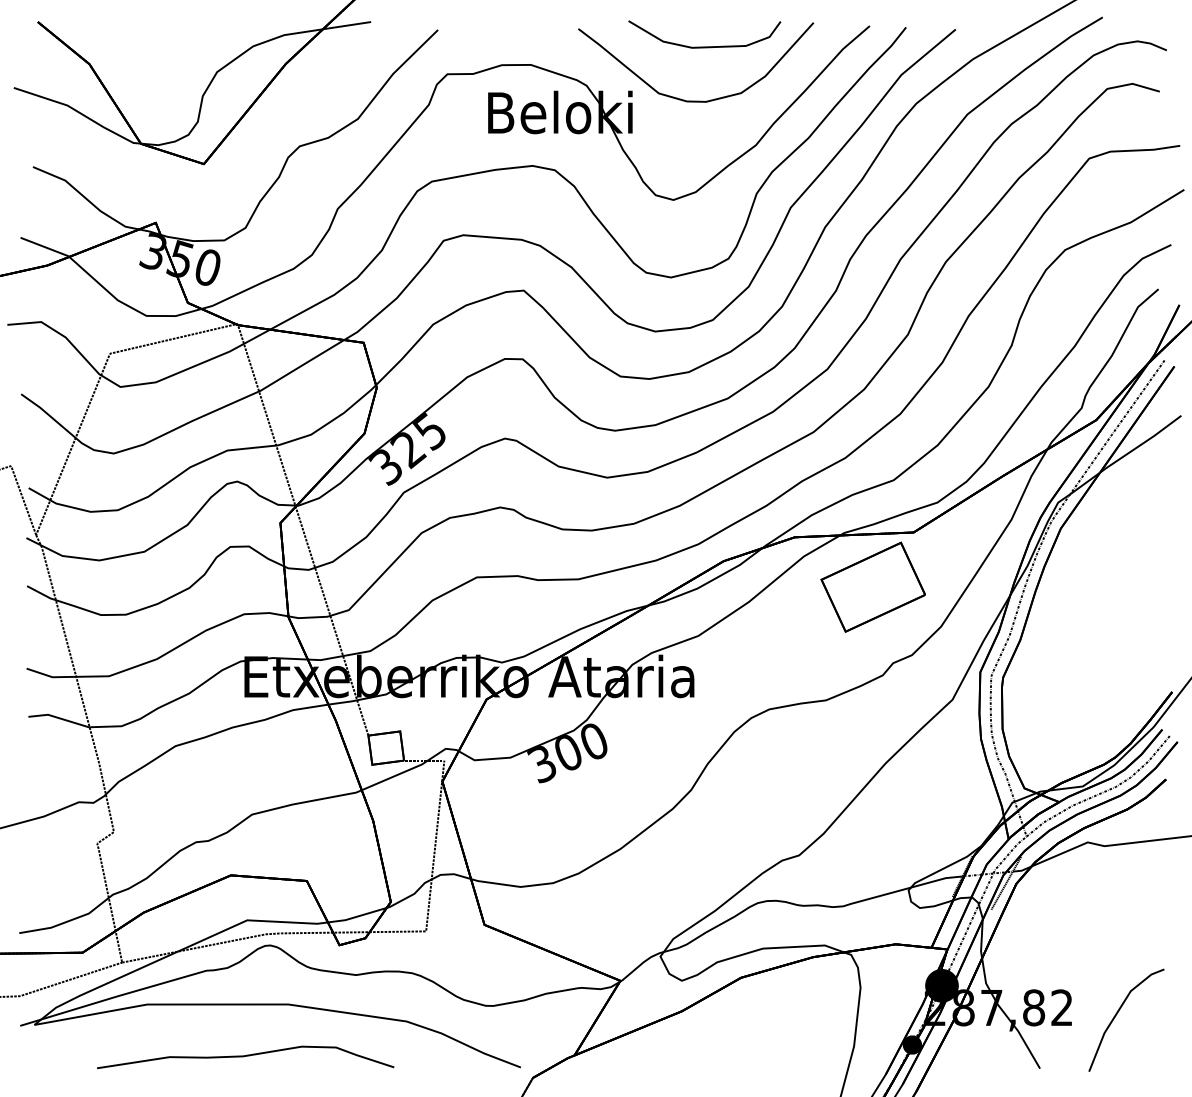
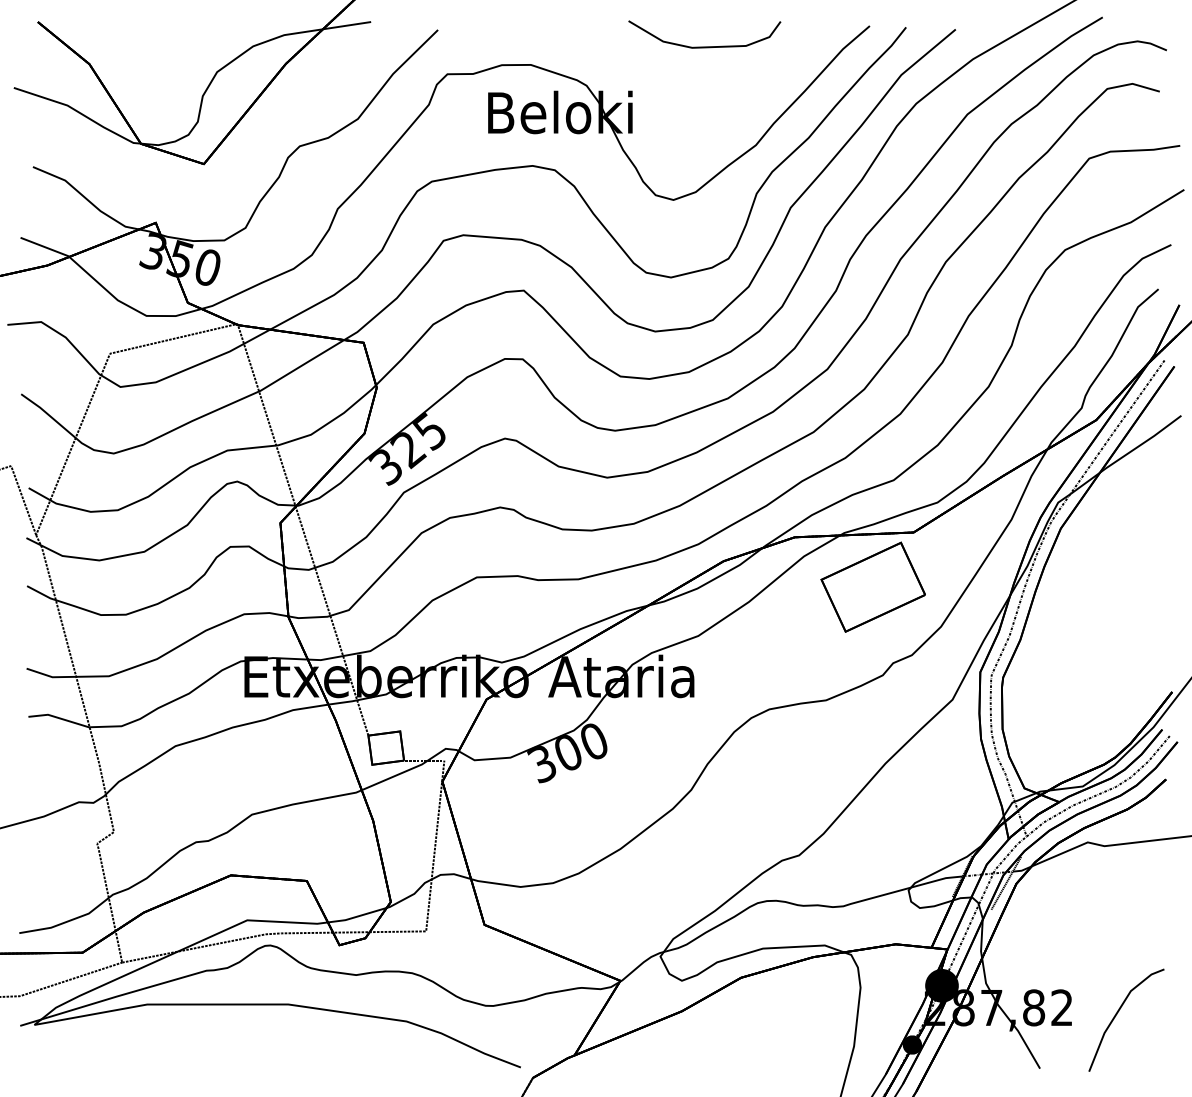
curve: present -> none (696, 100)
curve: present -> none (245, 1056)
